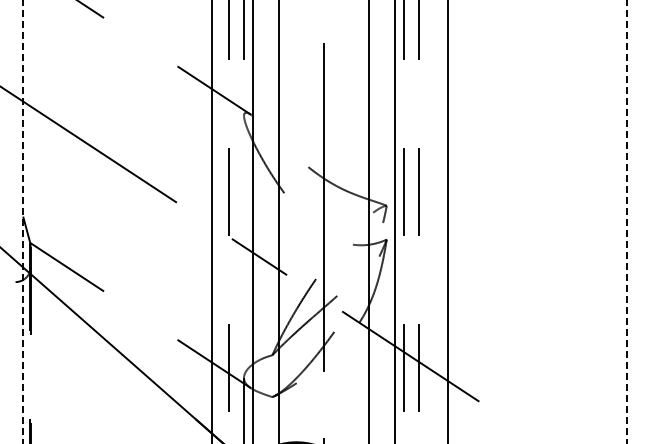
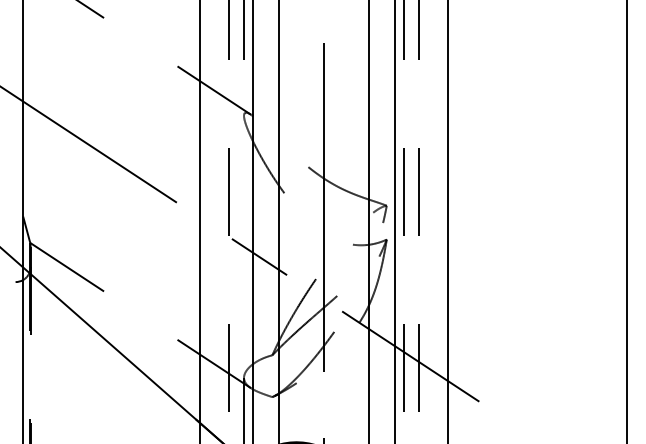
line: dashed -> solid (23, 221)
line position: (212, 221) -> (200, 221) (200, 221)
line: dashed -> solid (626, 221)
